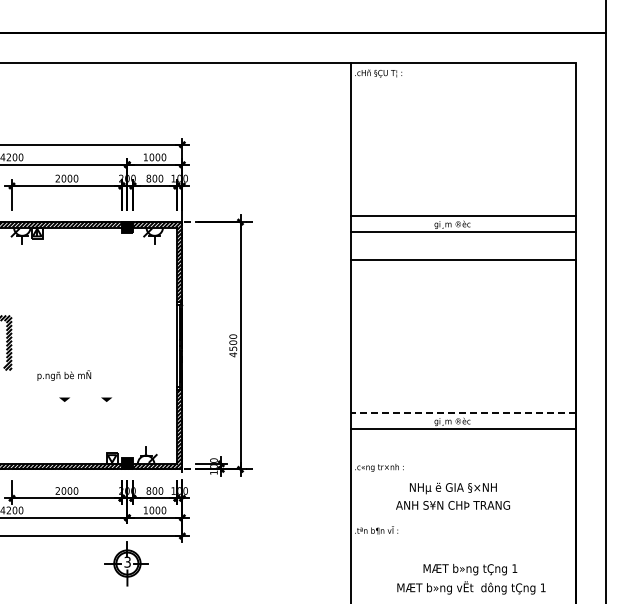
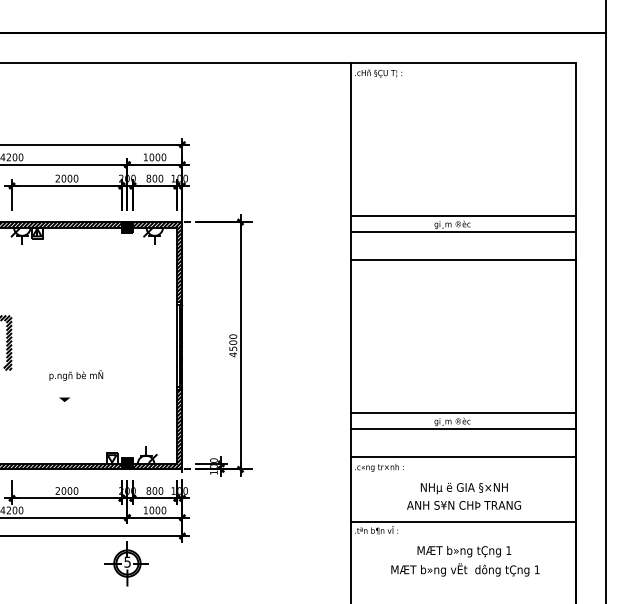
text position: (64, 375) -> (76, 375) (76, 375)
line: present -> none (106, 399)
line: dashed -> solid (463, 413)
line: none -> present (463, 457)
text position: (452, 495) -> (463, 495) (463, 495)
line: none -> present (463, 521)
text: 3 -> 5 (127, 561)
text position: (471, 579) -> (465, 561) (465, 561)
